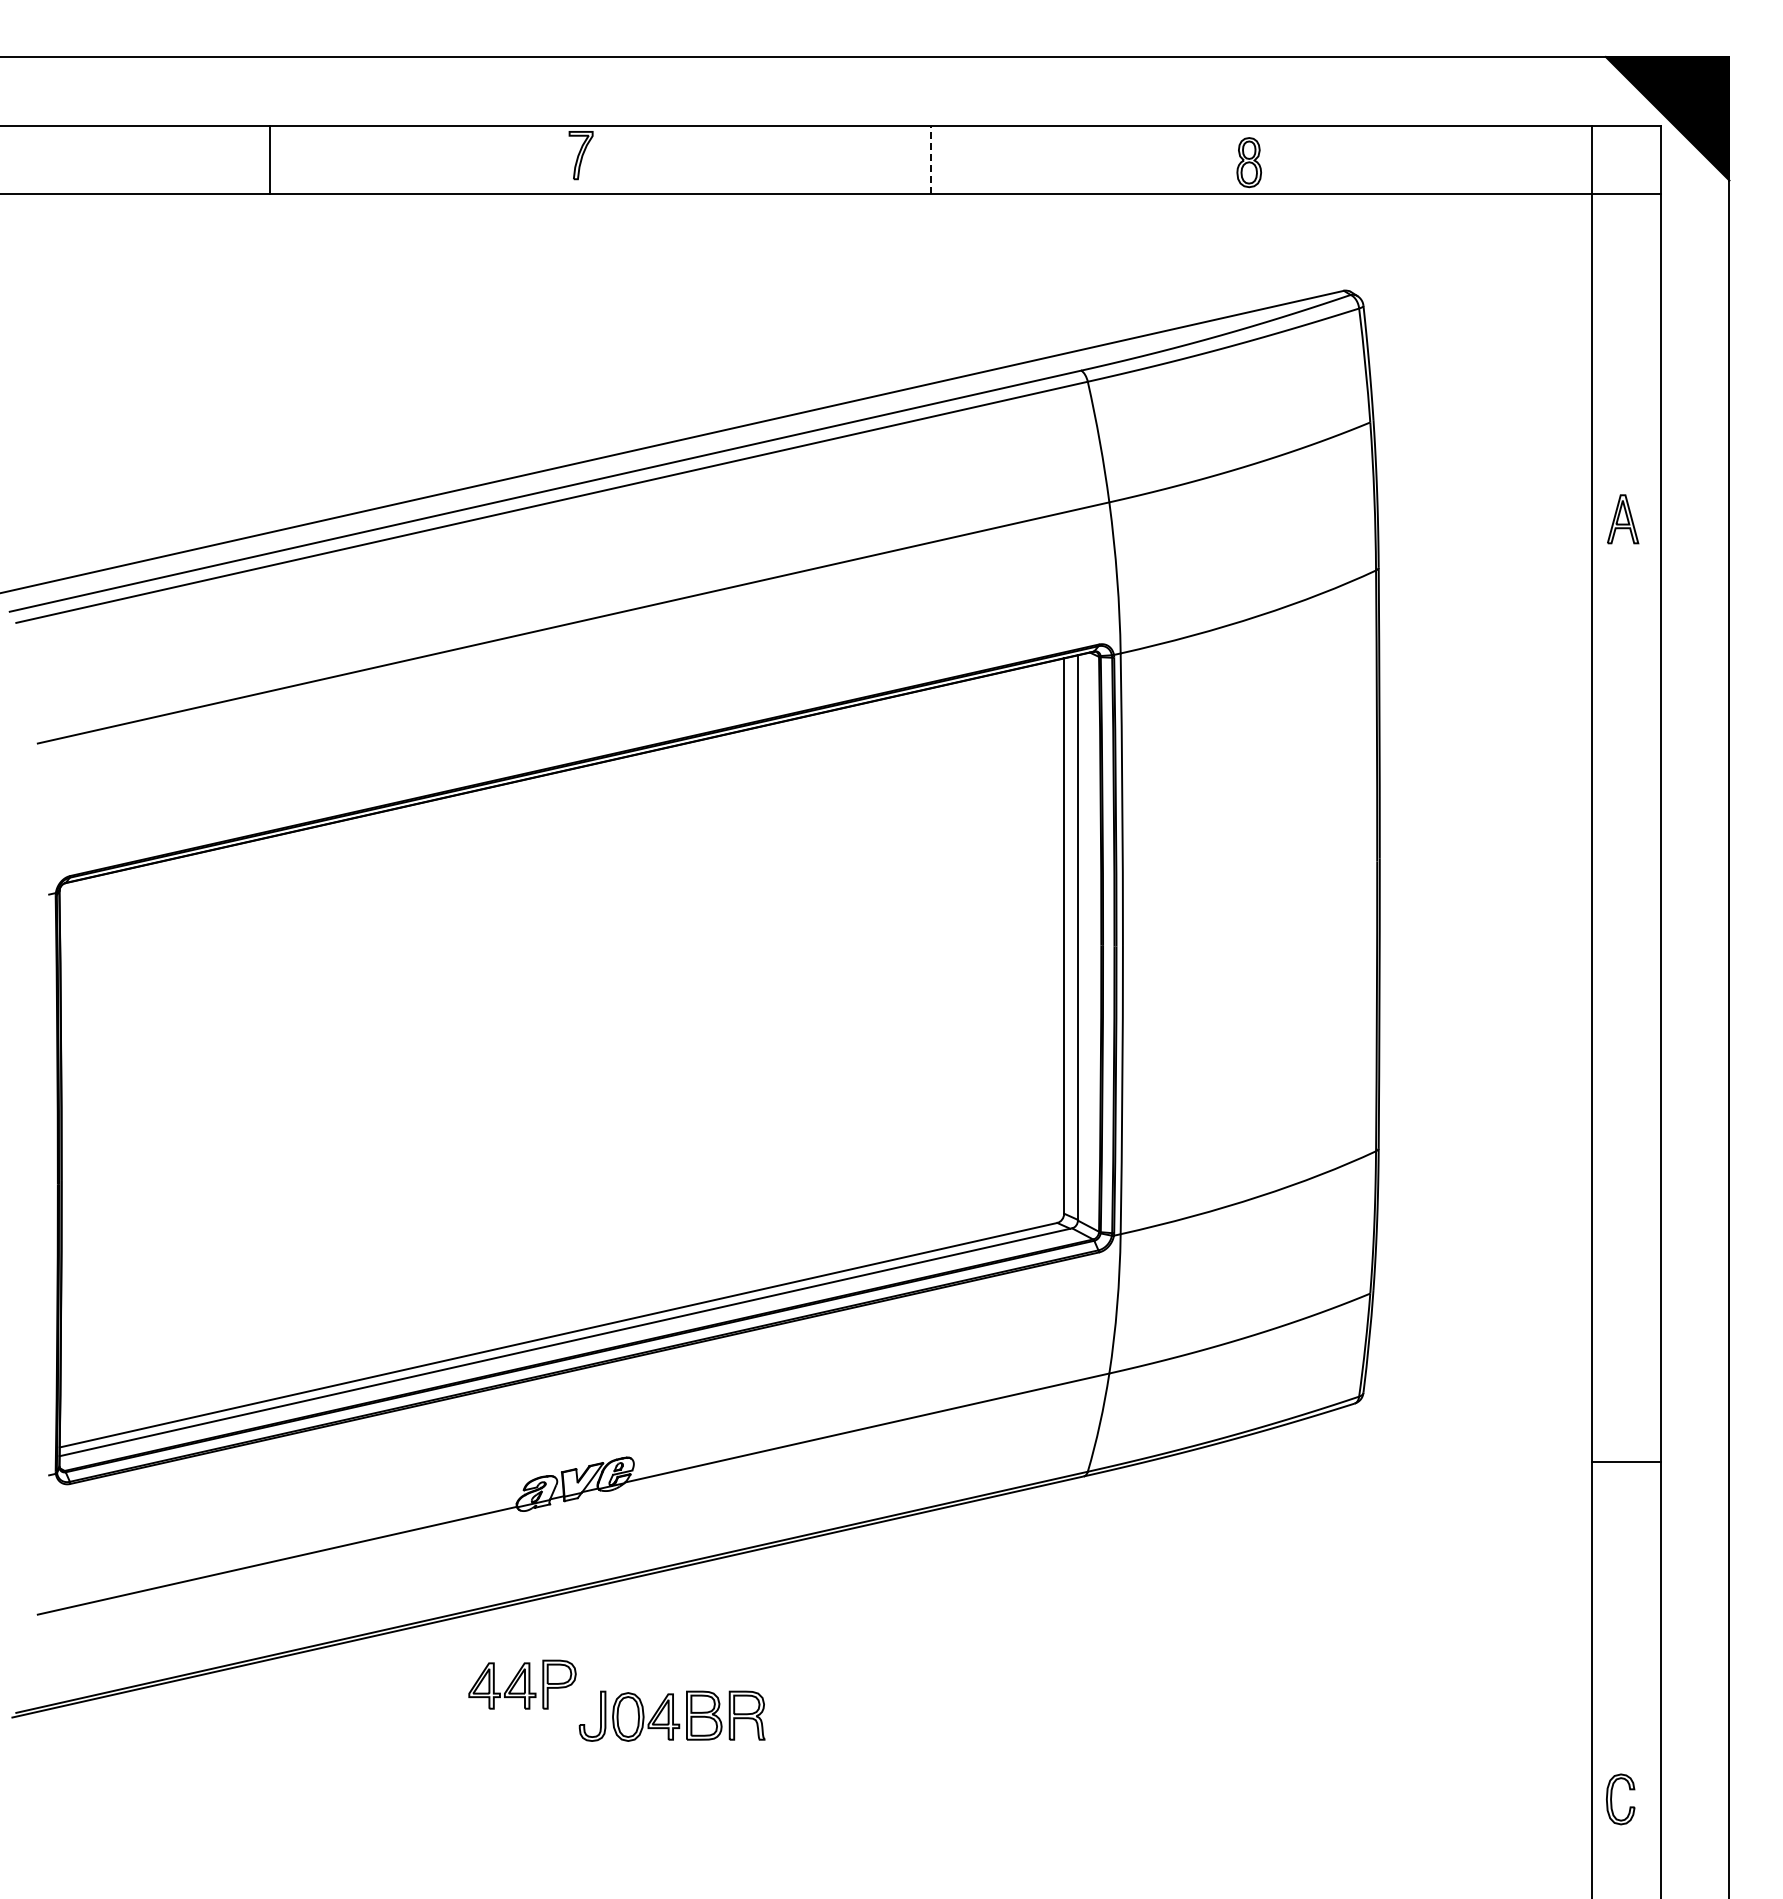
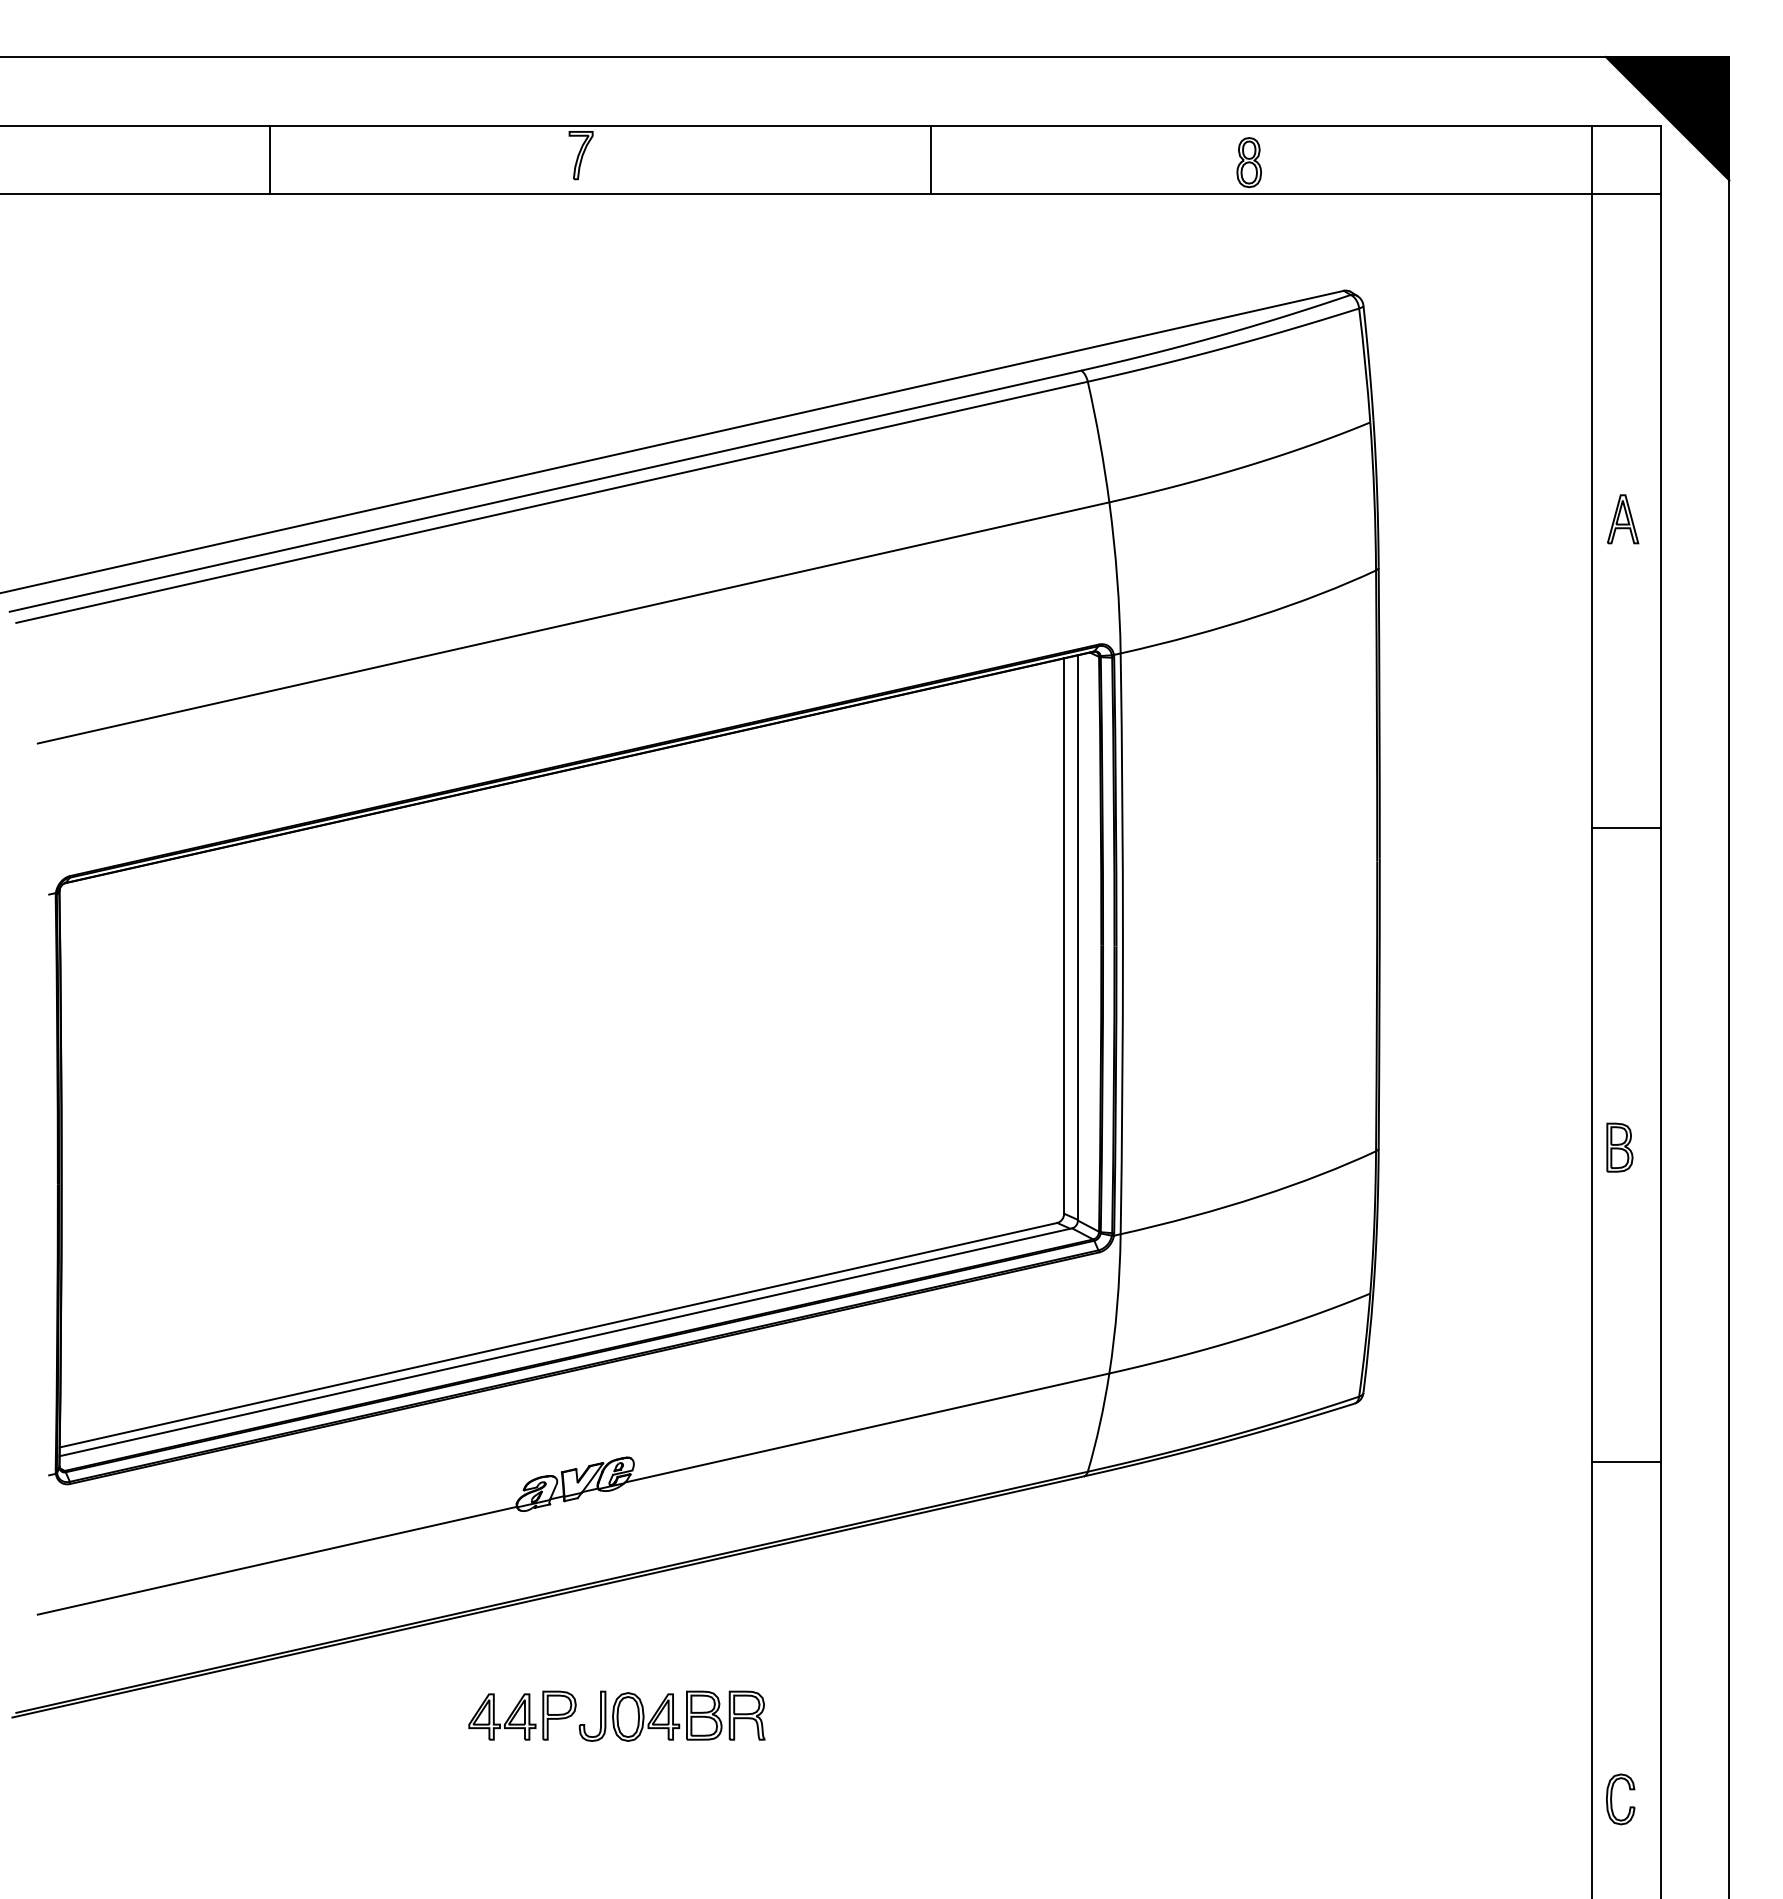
line: dashed -> solid (931, 159)
line: none -> present (1626, 828)
part: none -> present (1619, 1147)
part position: (522, 1684) -> (522, 1715) (522, 1715)
